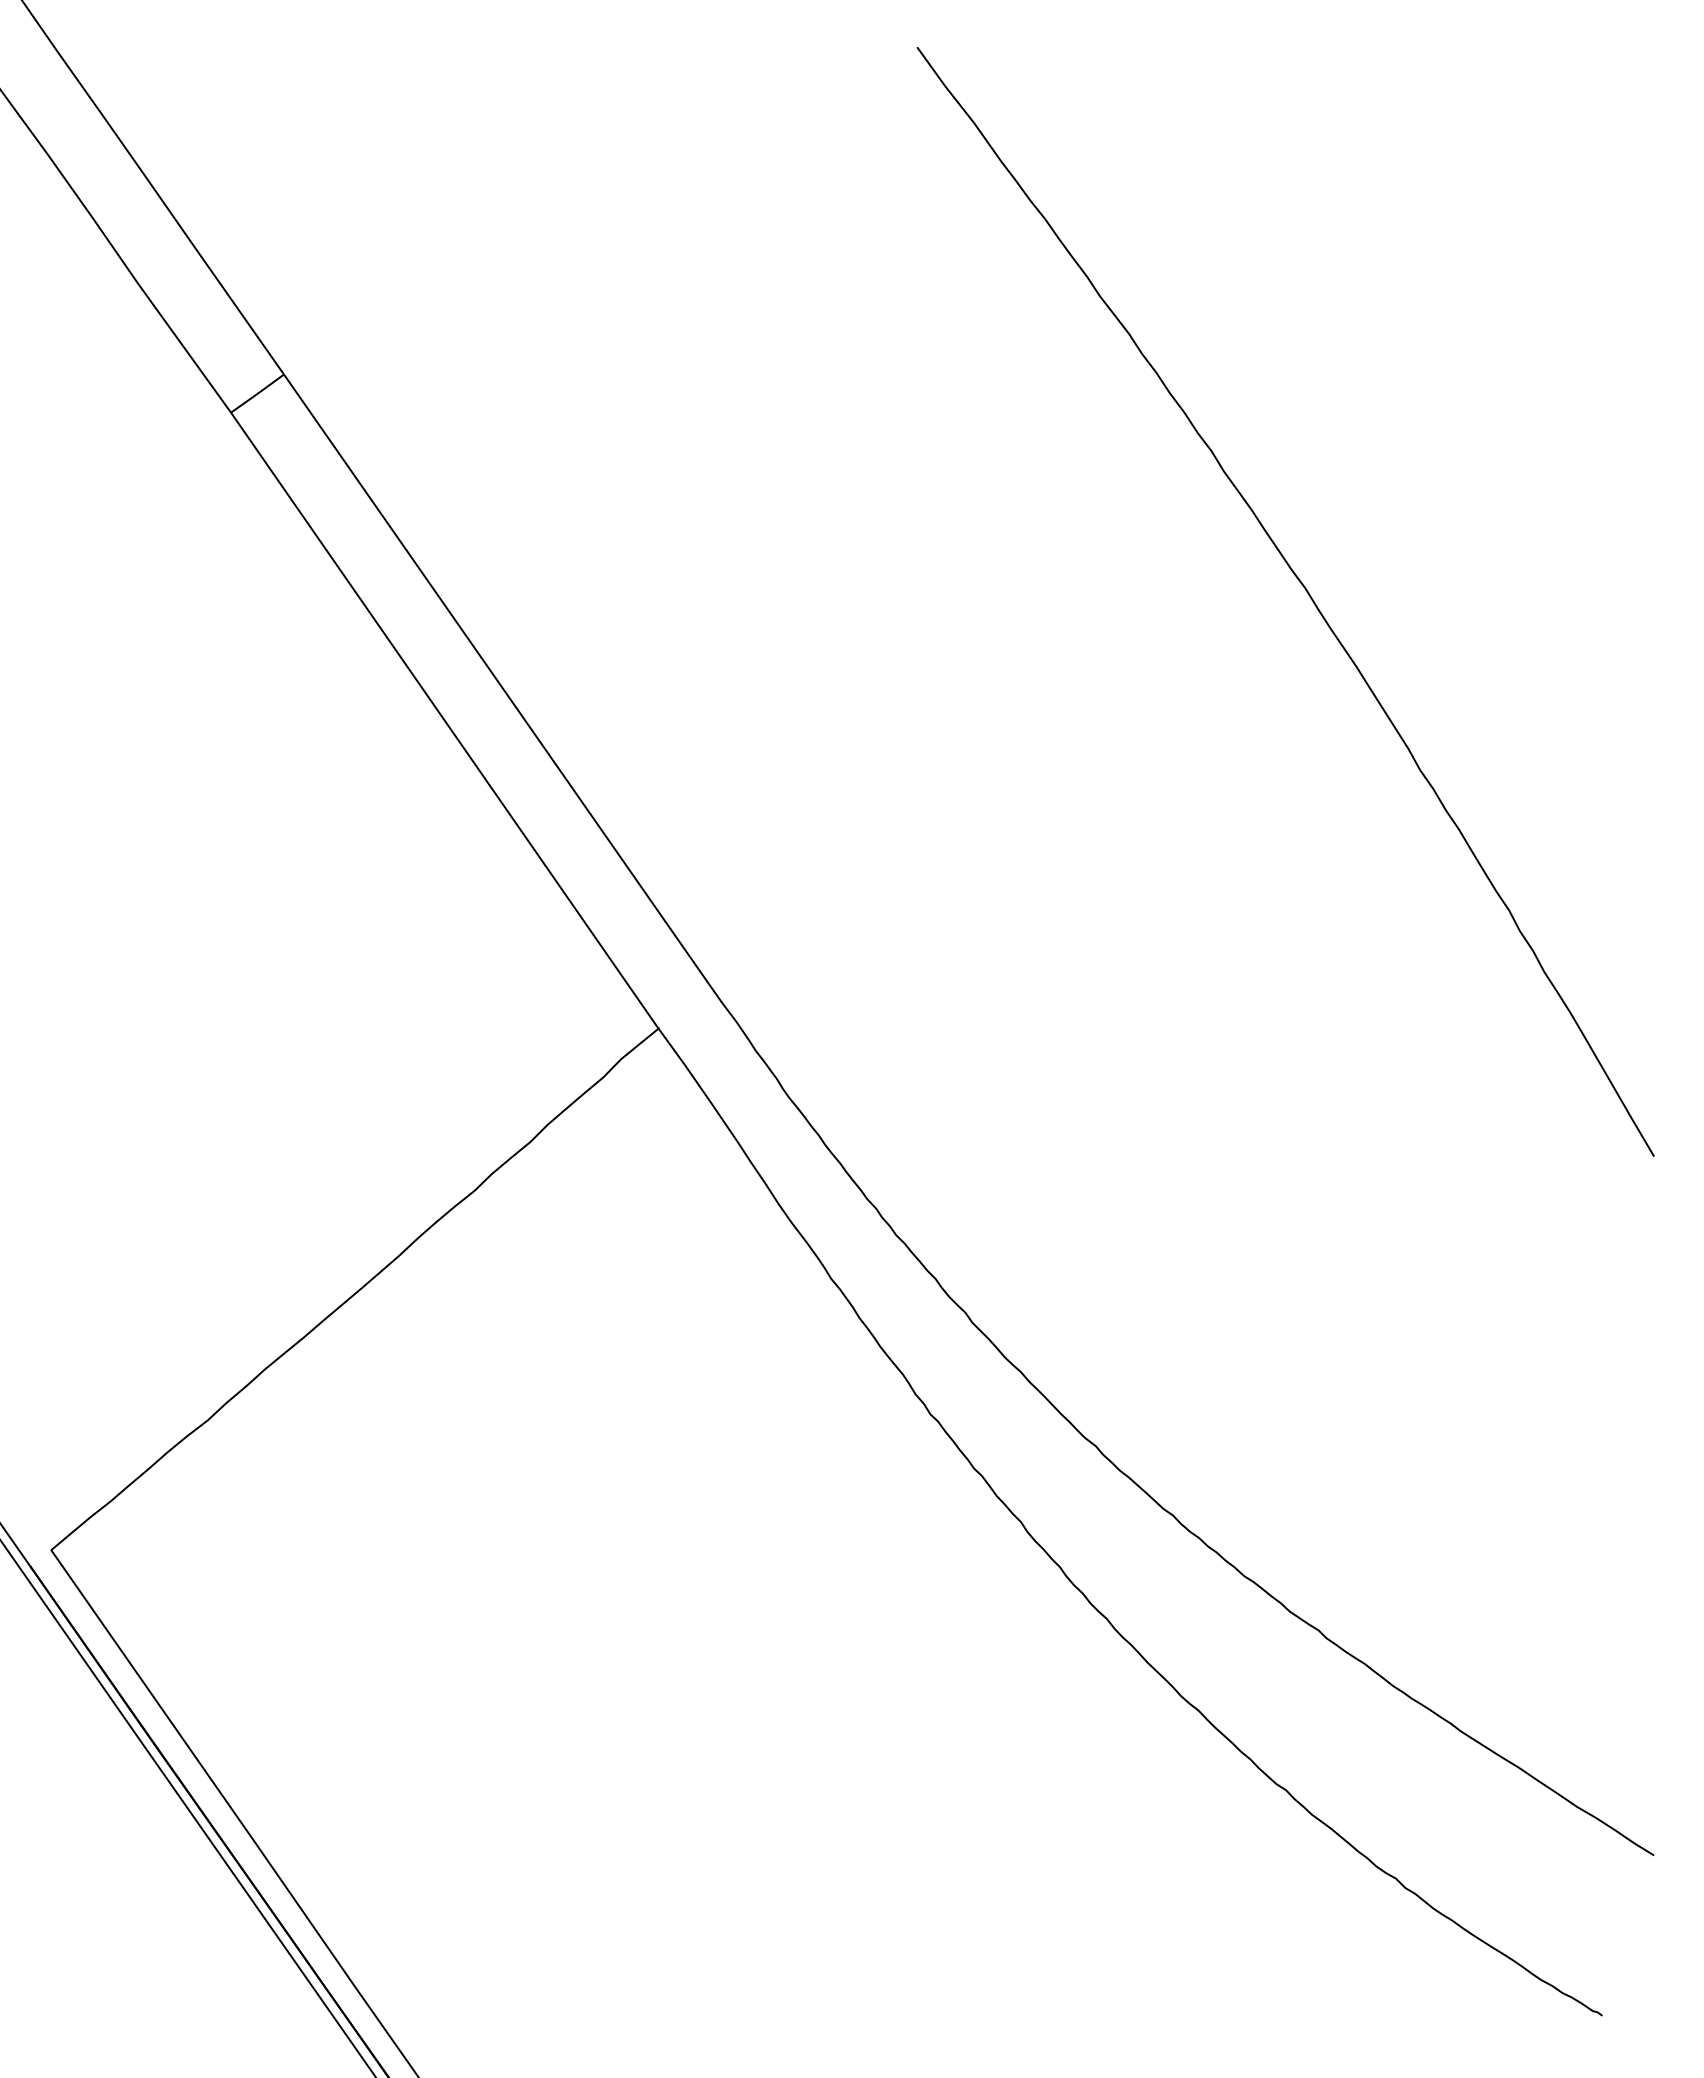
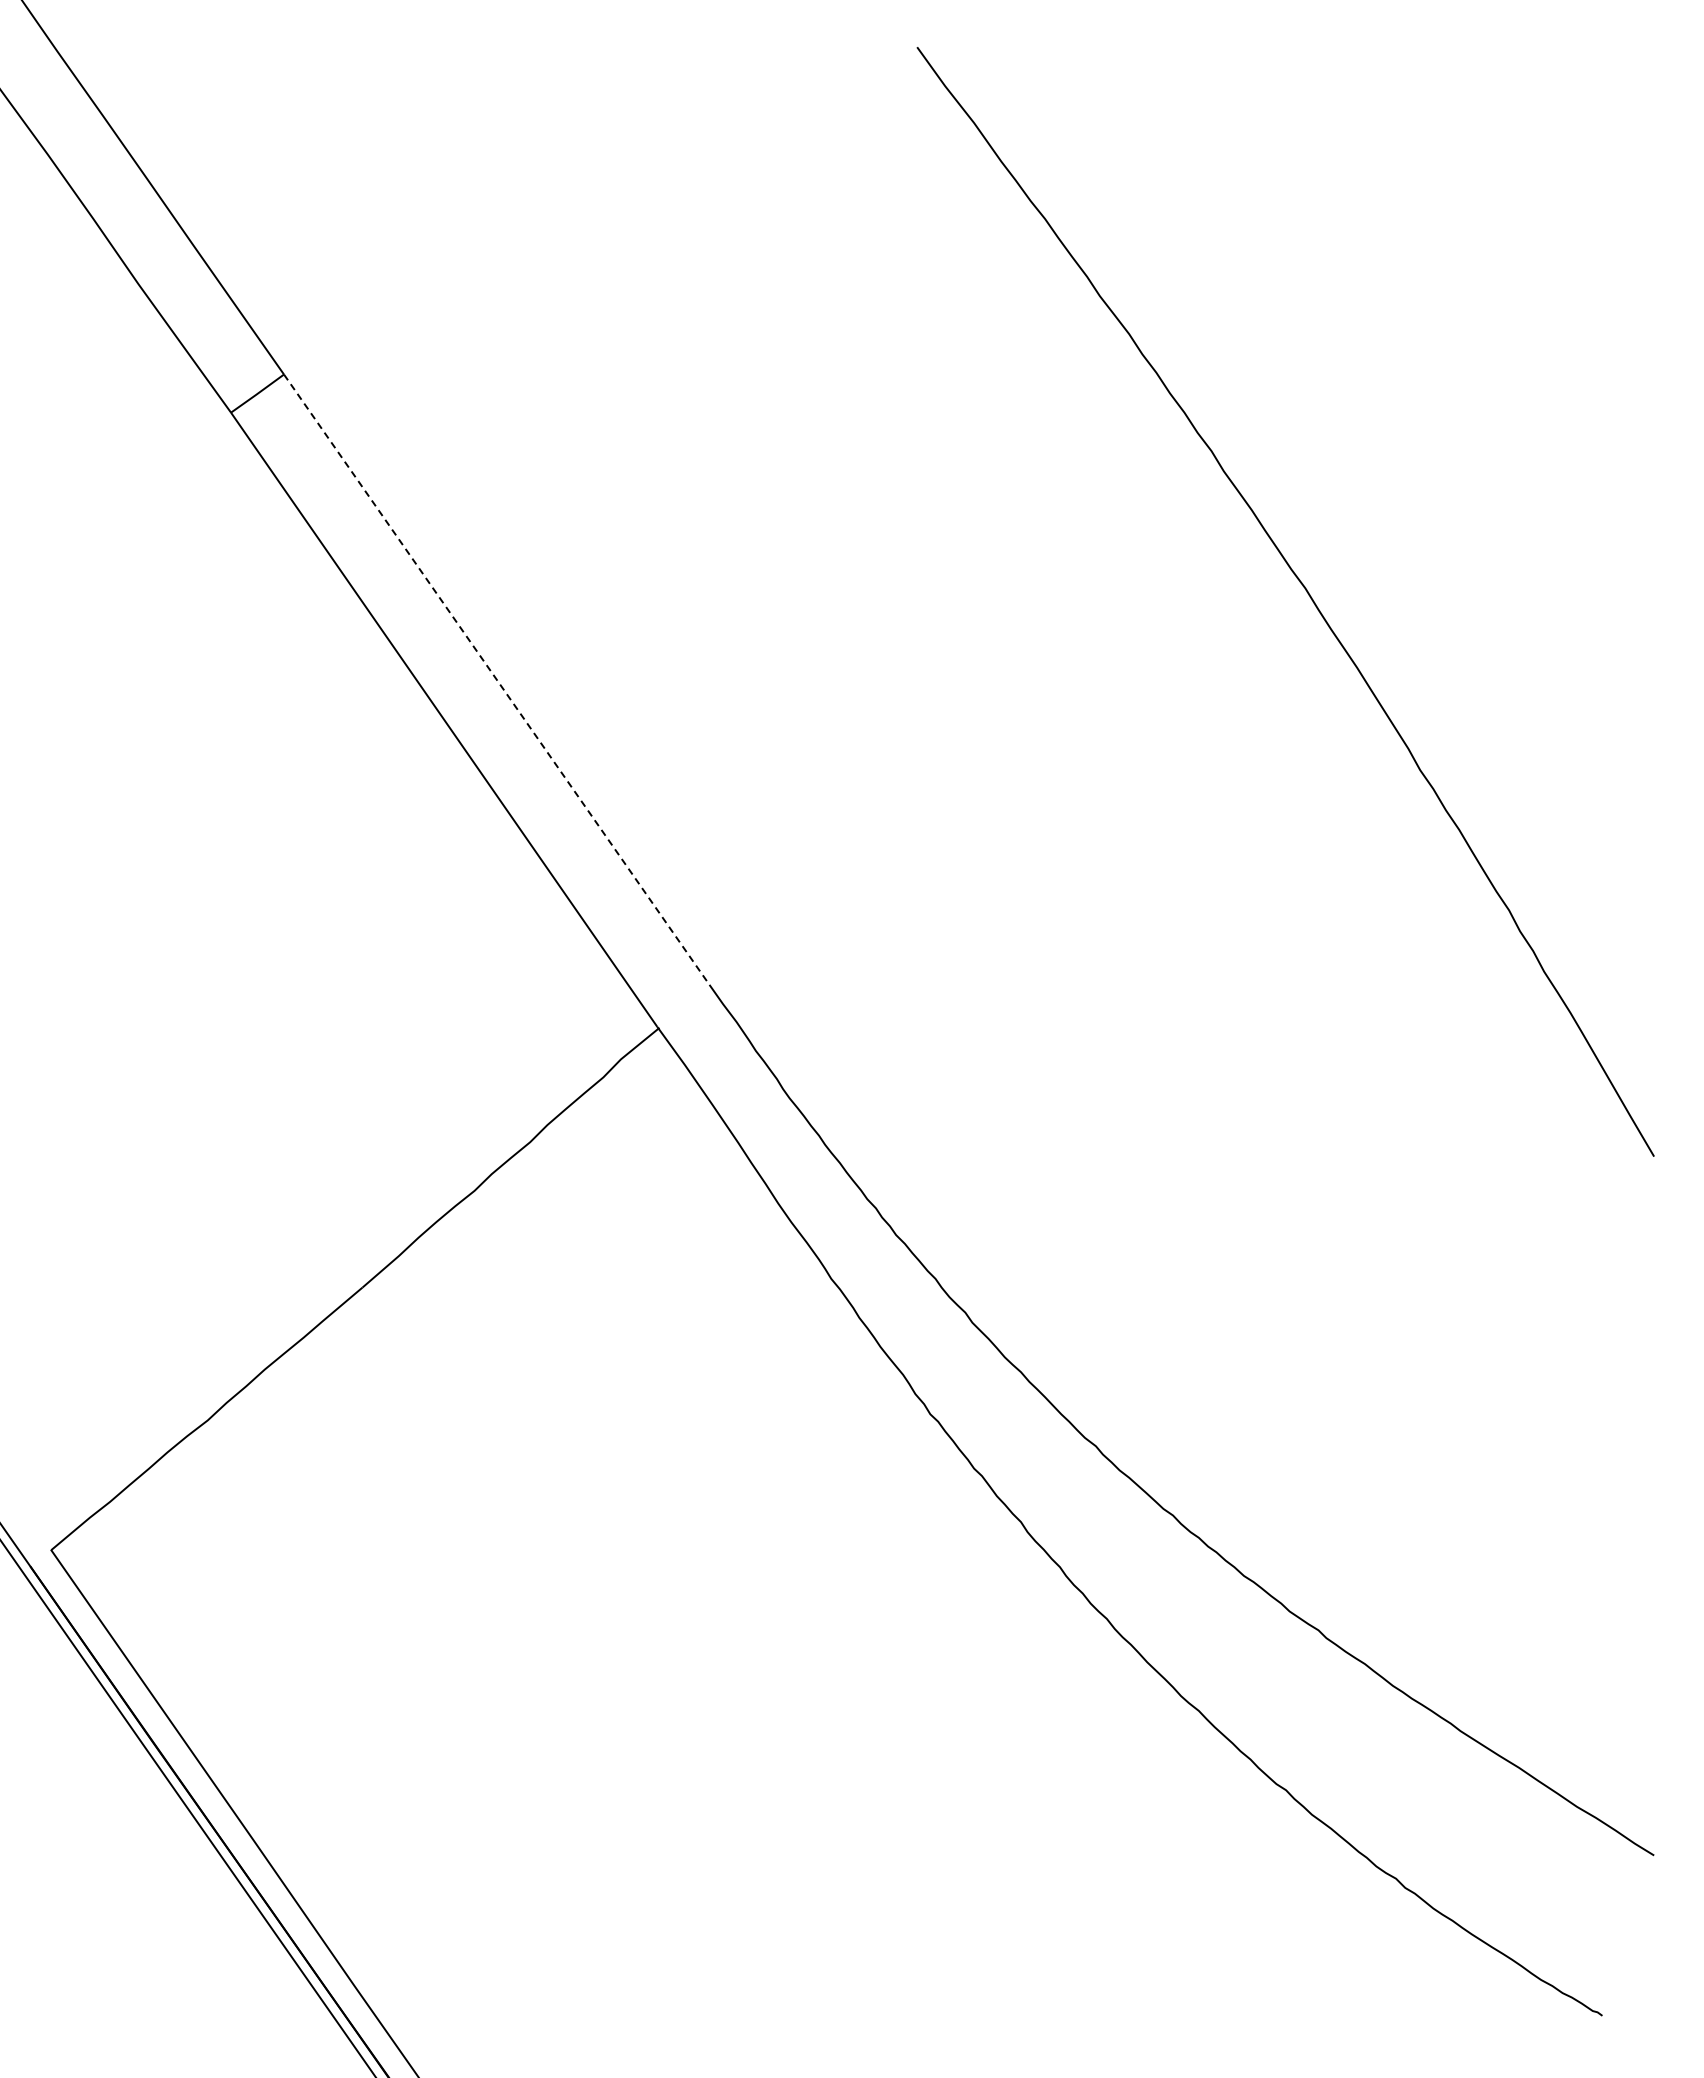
line: solid -> dashed (496, 679)
